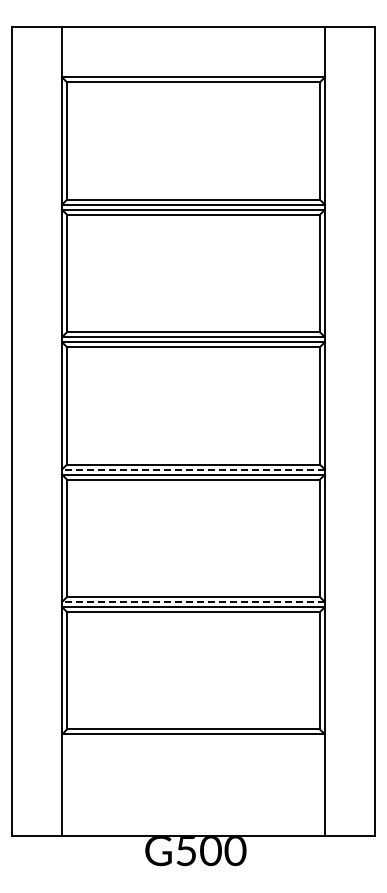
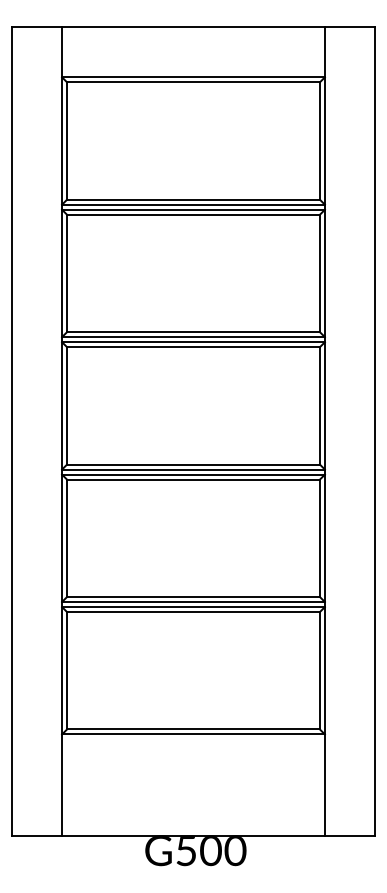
line: dashed -> solid (193, 469)
line: dashed -> solid (193, 602)
